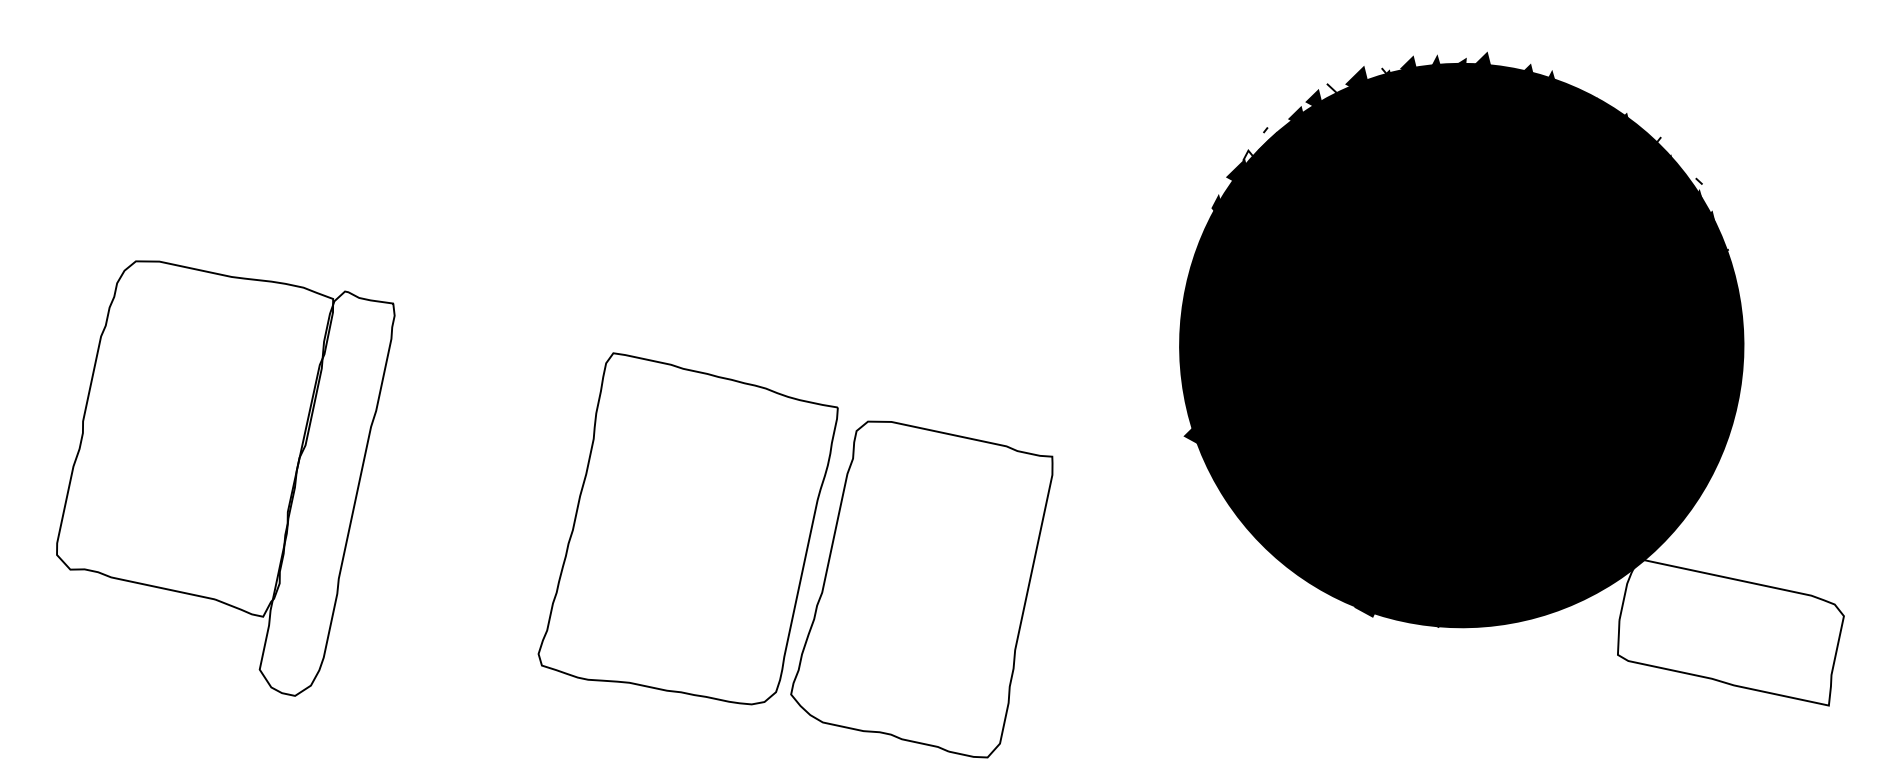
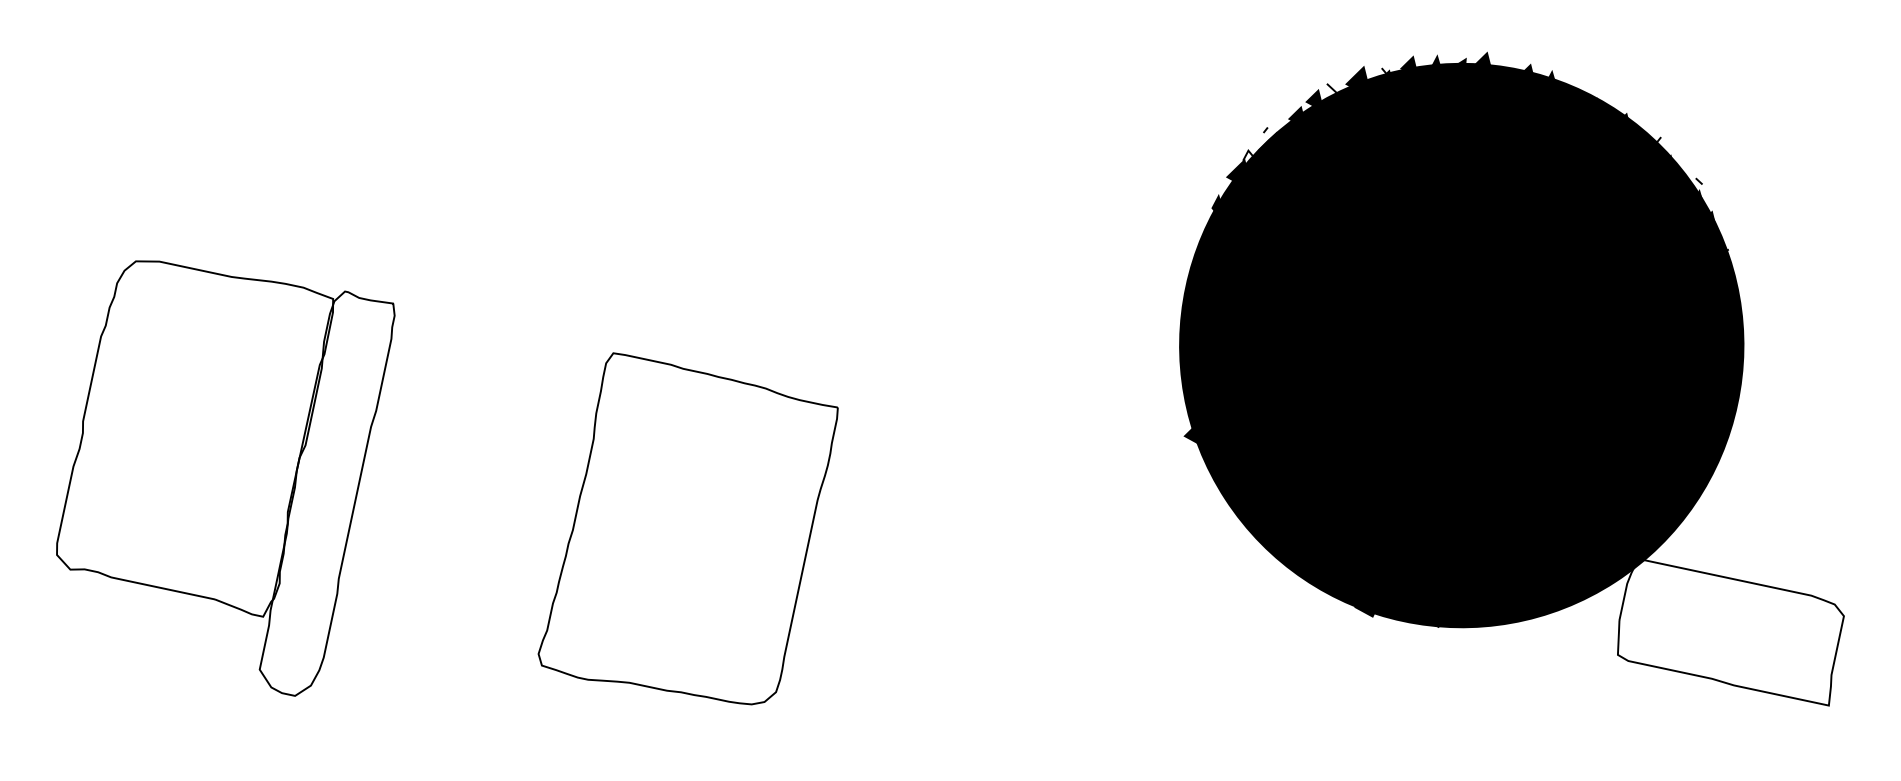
part: present -> none (921, 589)
